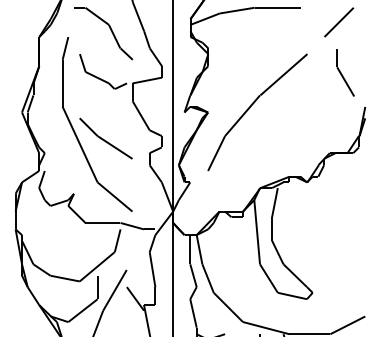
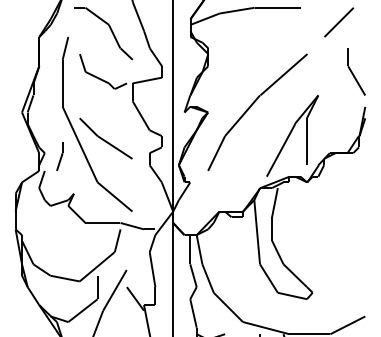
part position: (345, 72) -> (356, 71) (356, 71)
part: none -> present (292, 135)
part: none -> present (59, 156)
